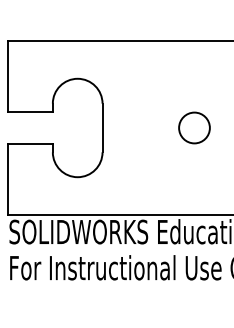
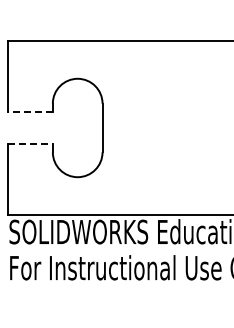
line: solid -> dashed (29, 112)
circle: present -> none (194, 127)
line: solid -> dashed (30, 143)
